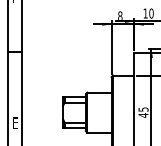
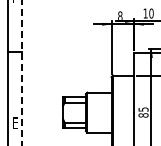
line: solid -> dashed (22, 73)
text: 45 -> 85 (143, 115)
